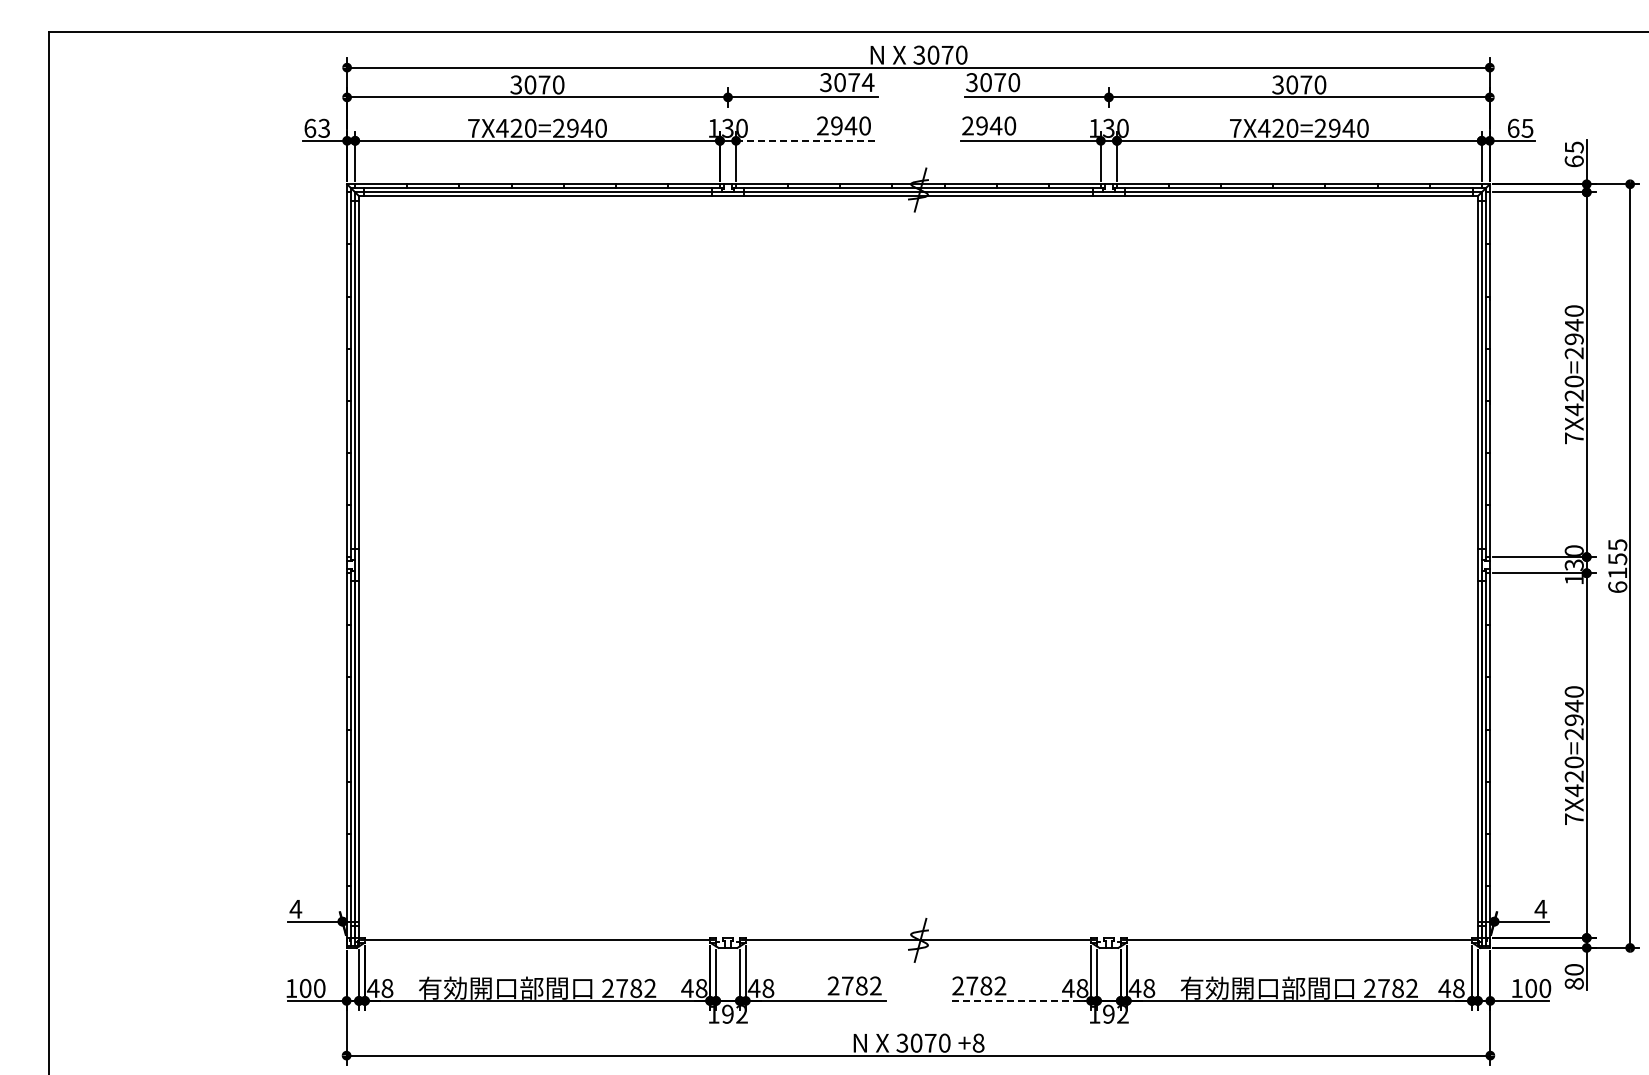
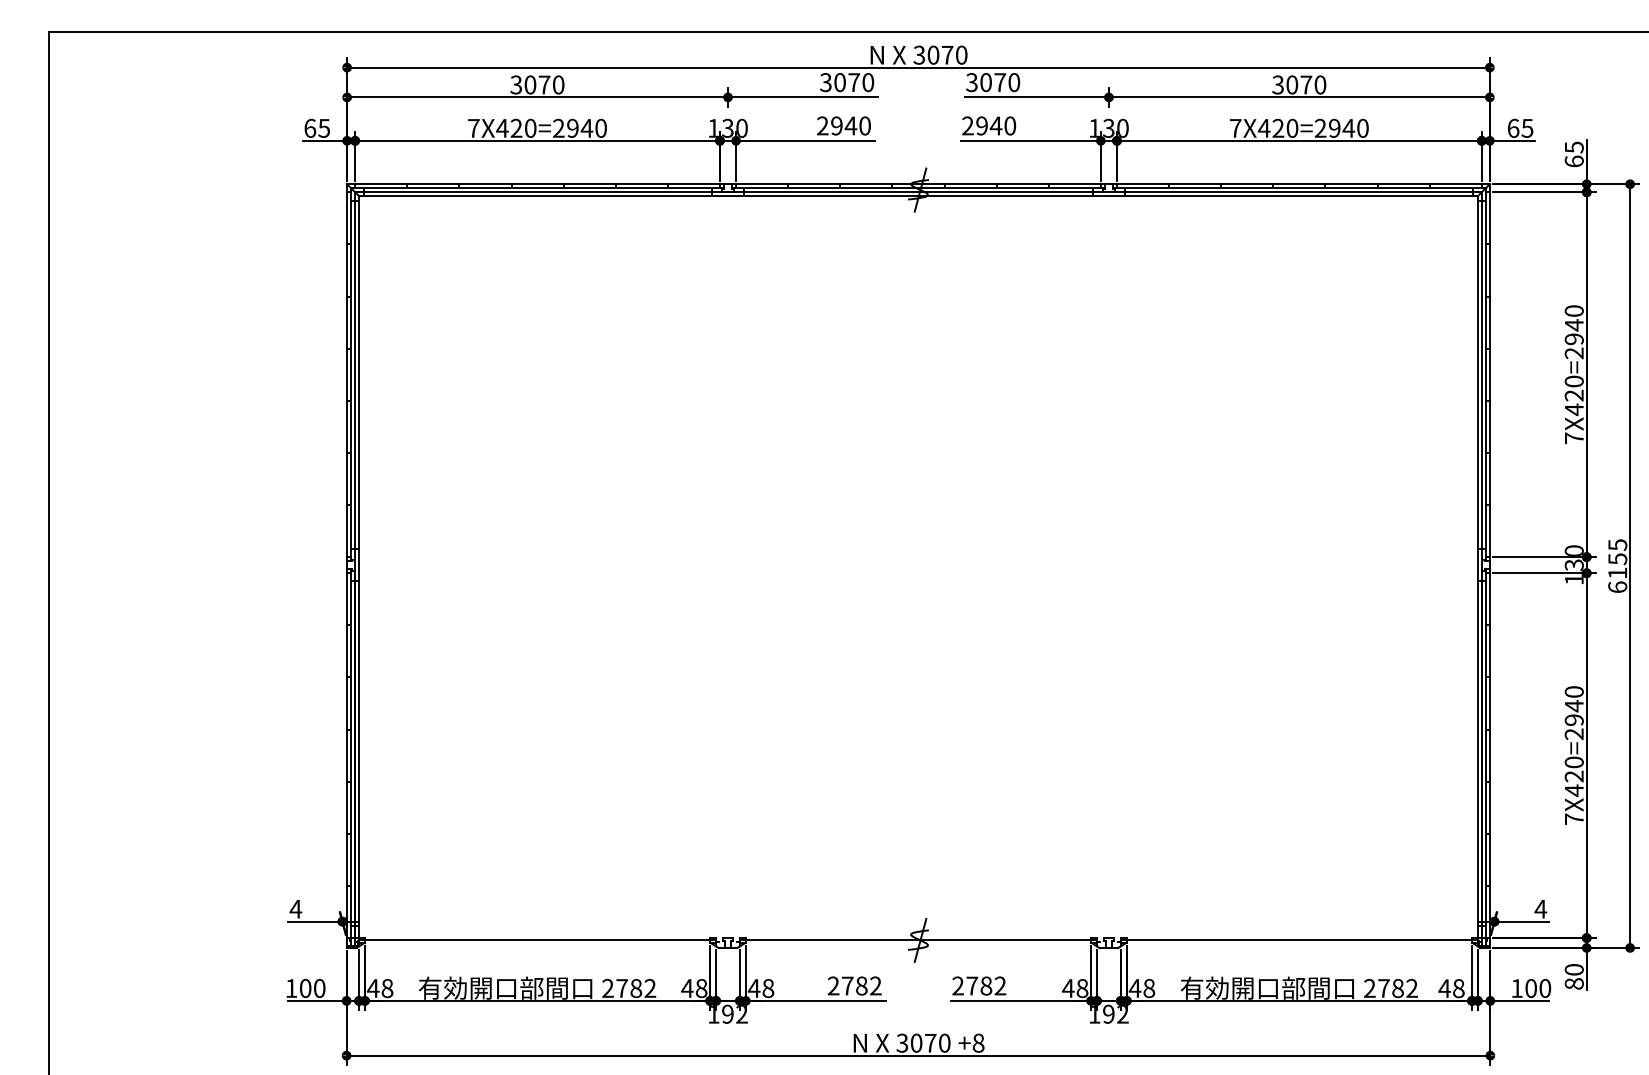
text: 3074 -> 3070 (867, 82)
text: 63 -> 65 (324, 127)
line: dashed -> solid (805, 140)
line: dashed -> solid (1021, 1000)
